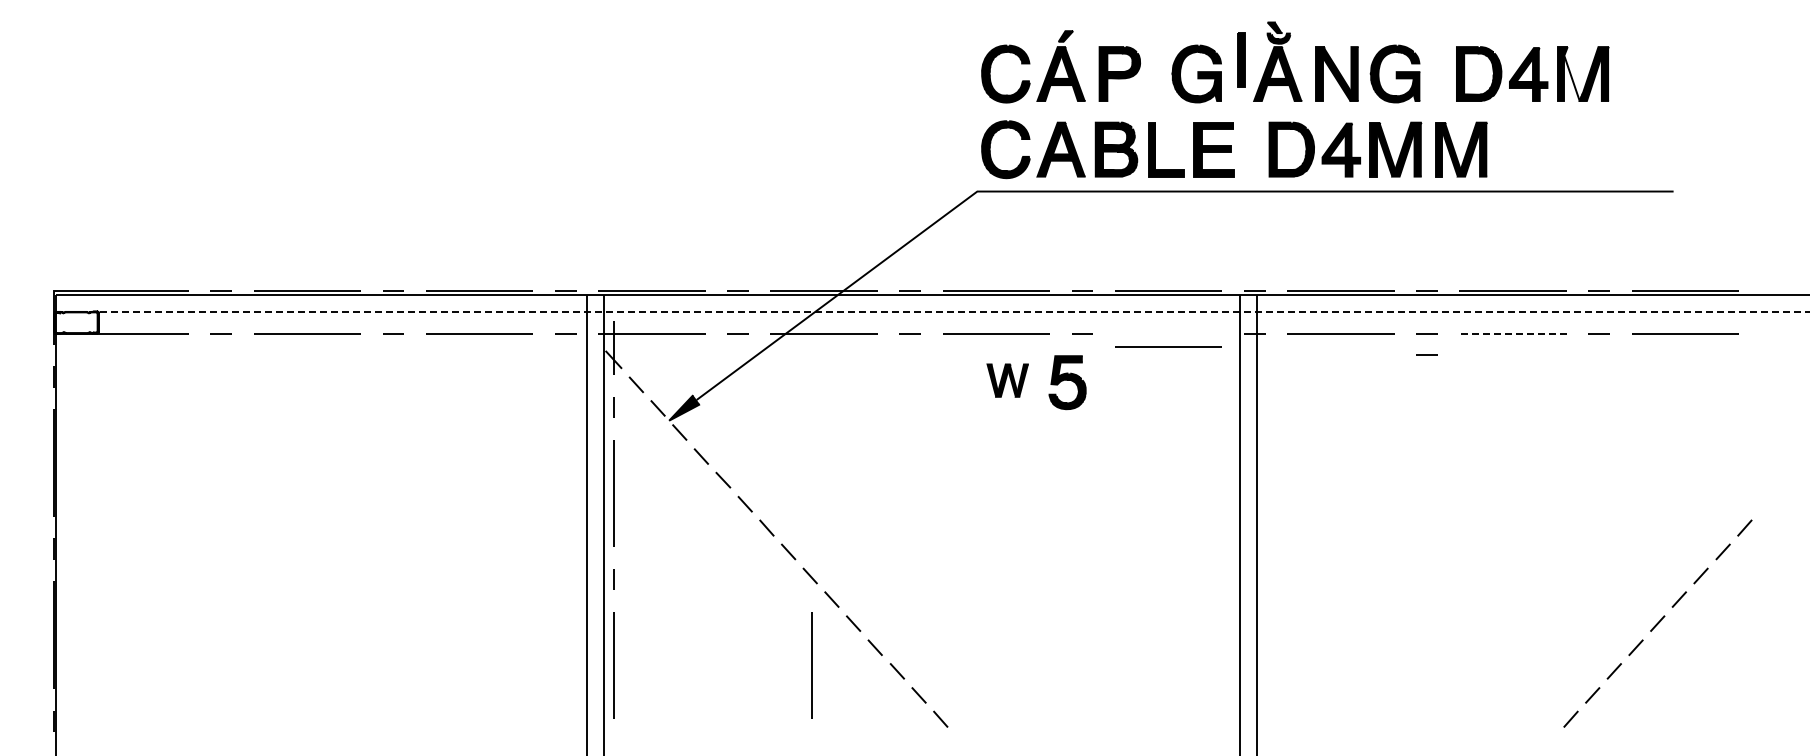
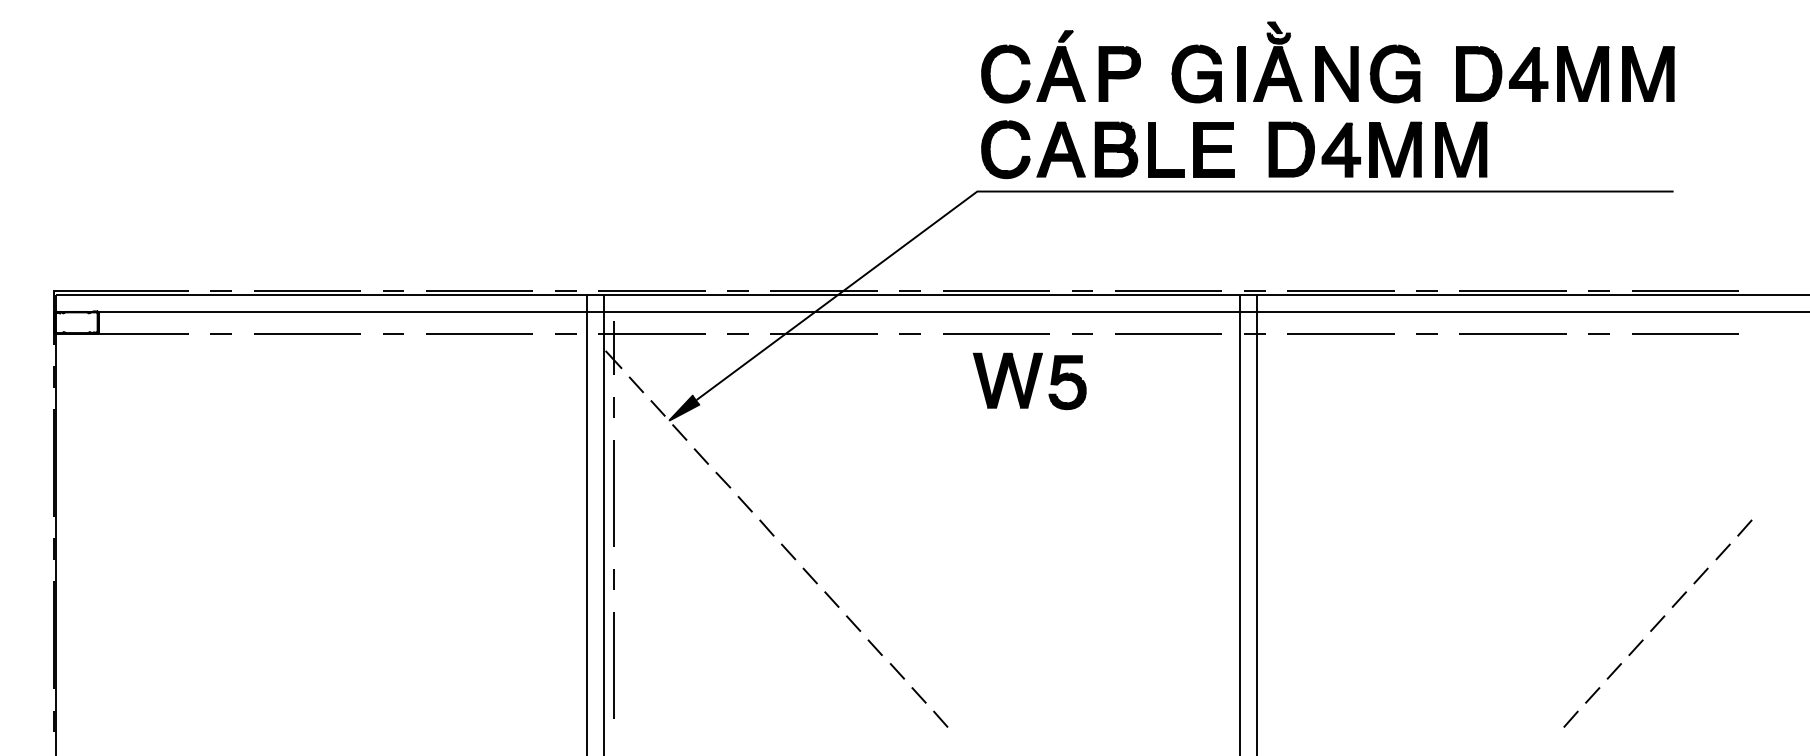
part position: (1241, 59) -> (1241, 73) (1241, 73)
part: none -> present (1648, 73)
fill: none -> present (1573, 74)
line: dashed -> solid (932, 311)
line: dashed -> solid (1513, 333)
line position: (1168, 346) -> (1168, 333) (1168, 333)
line: present -> none (1426, 354)
part size: 43x35 px -> 70x57 px (1007, 380)
line: present -> none (811, 665)
